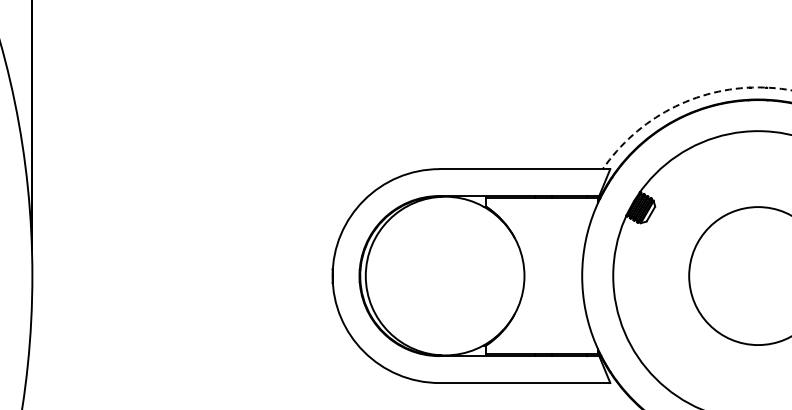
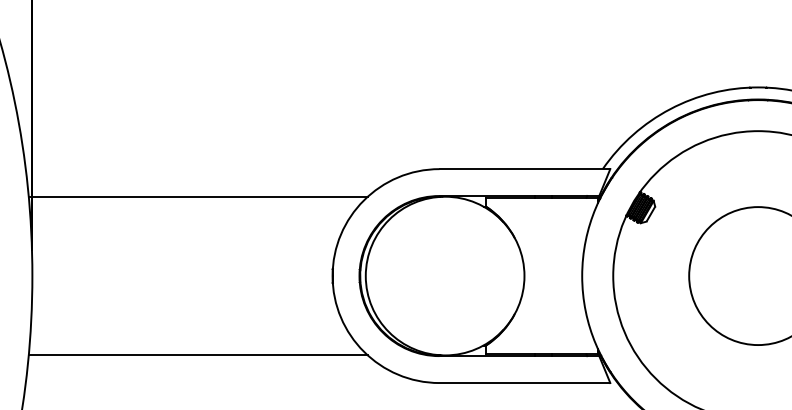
arc: dashed -> solid (686, 101)
line: none -> present (197, 196)
line: none -> present (197, 355)
